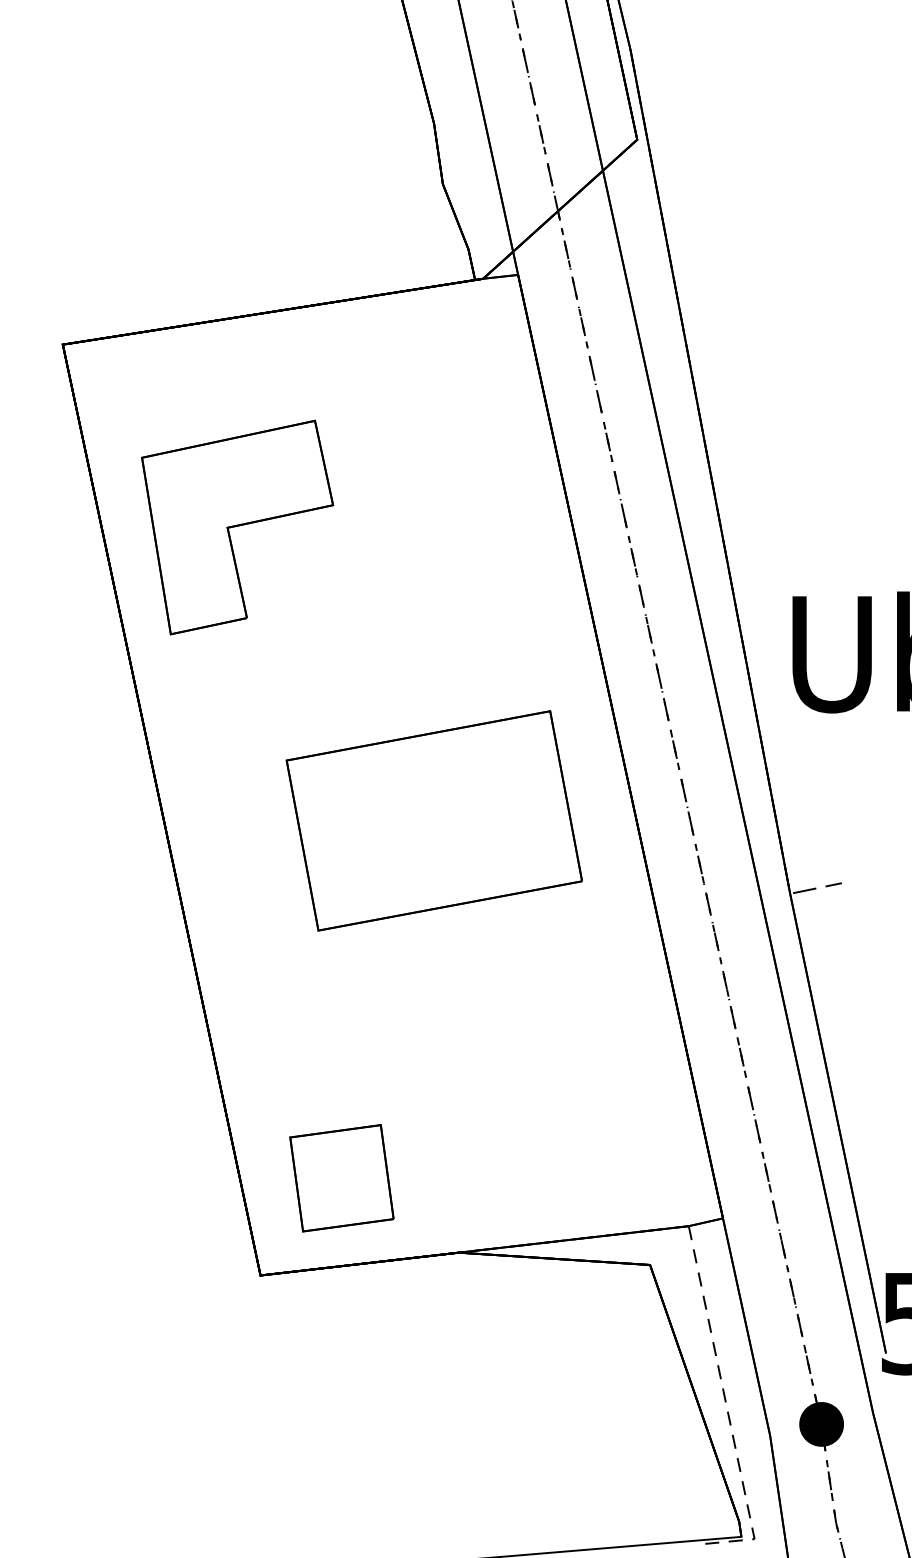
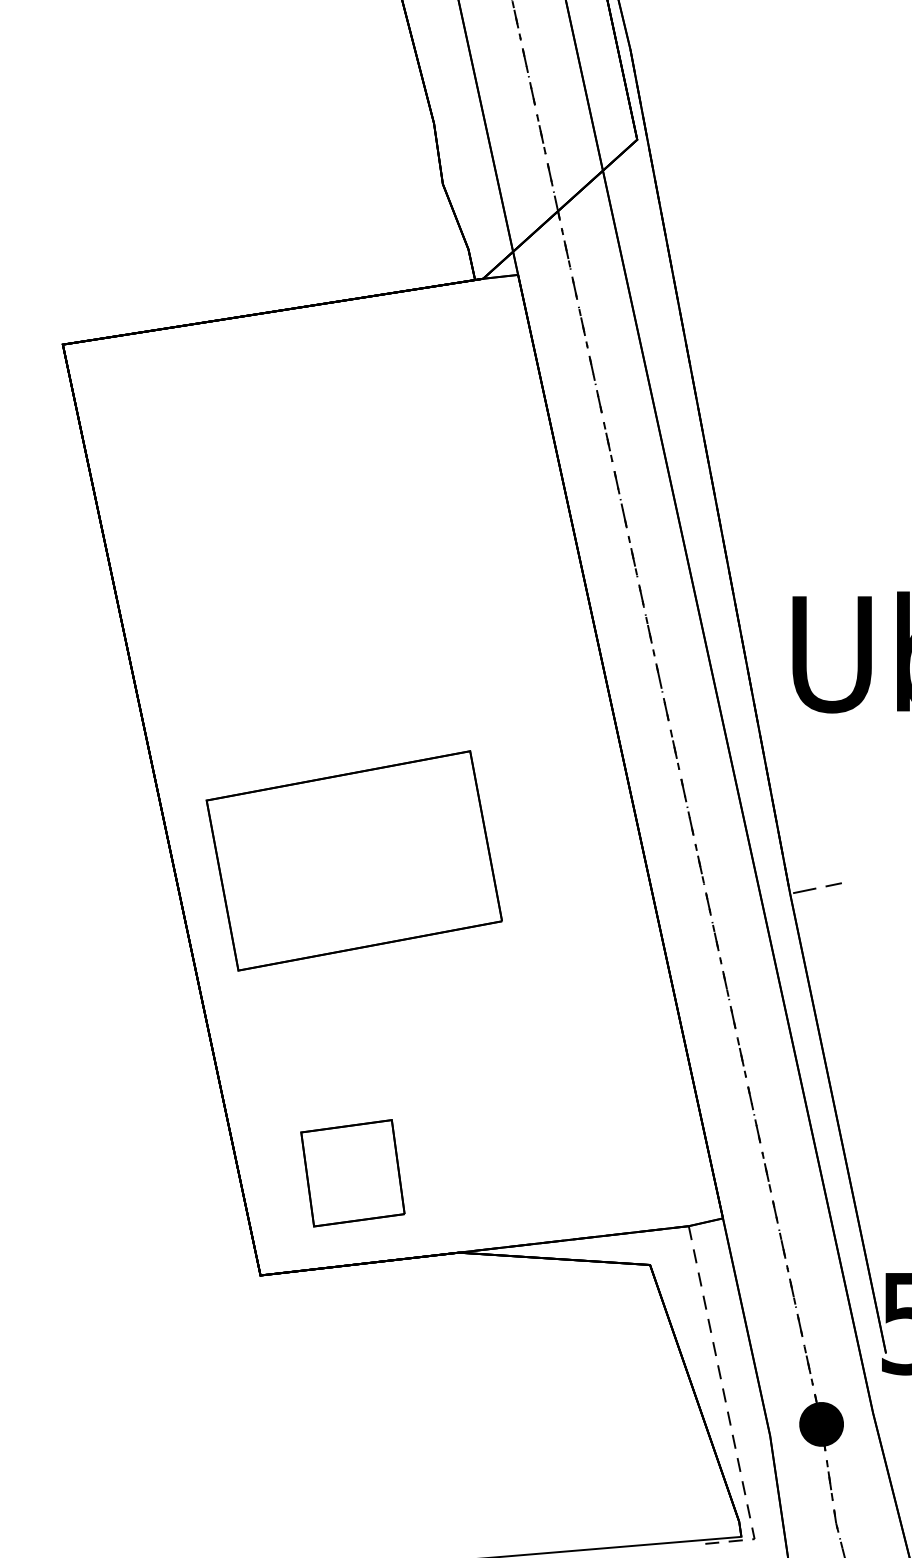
part: present -> none (237, 527)
part position: (433, 820) -> (353, 860) (353, 860)
part position: (341, 1178) -> (352, 1173) (352, 1173)
